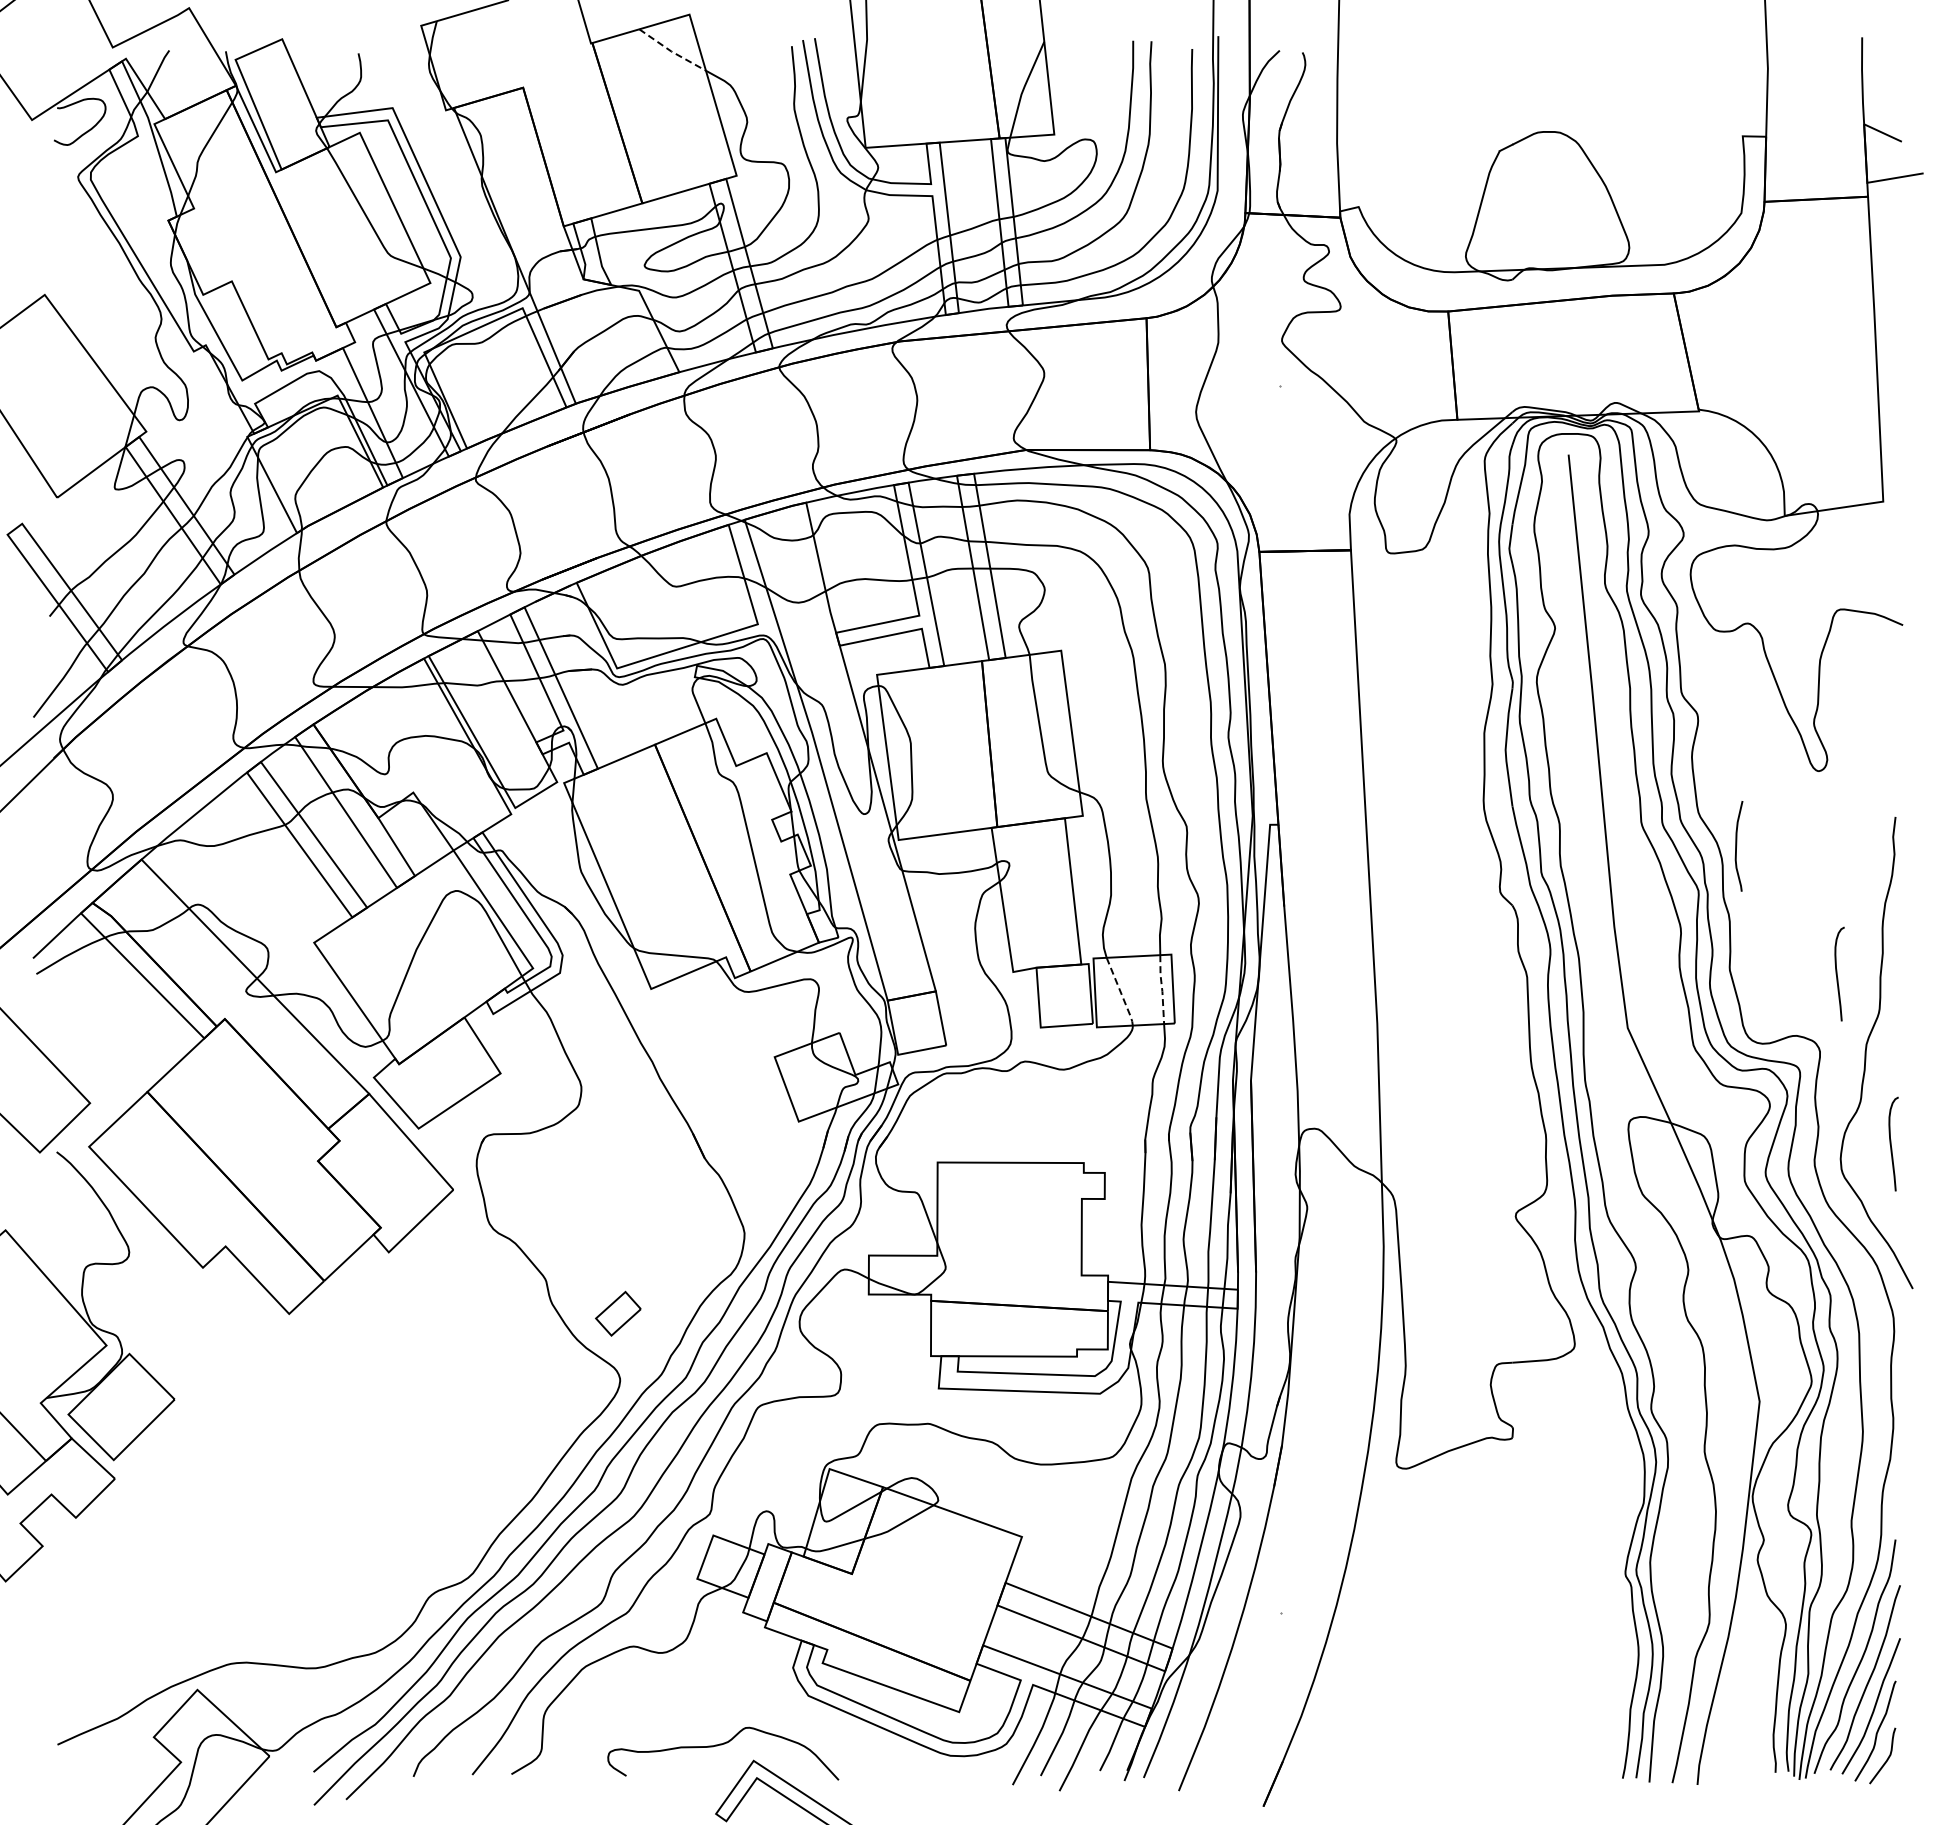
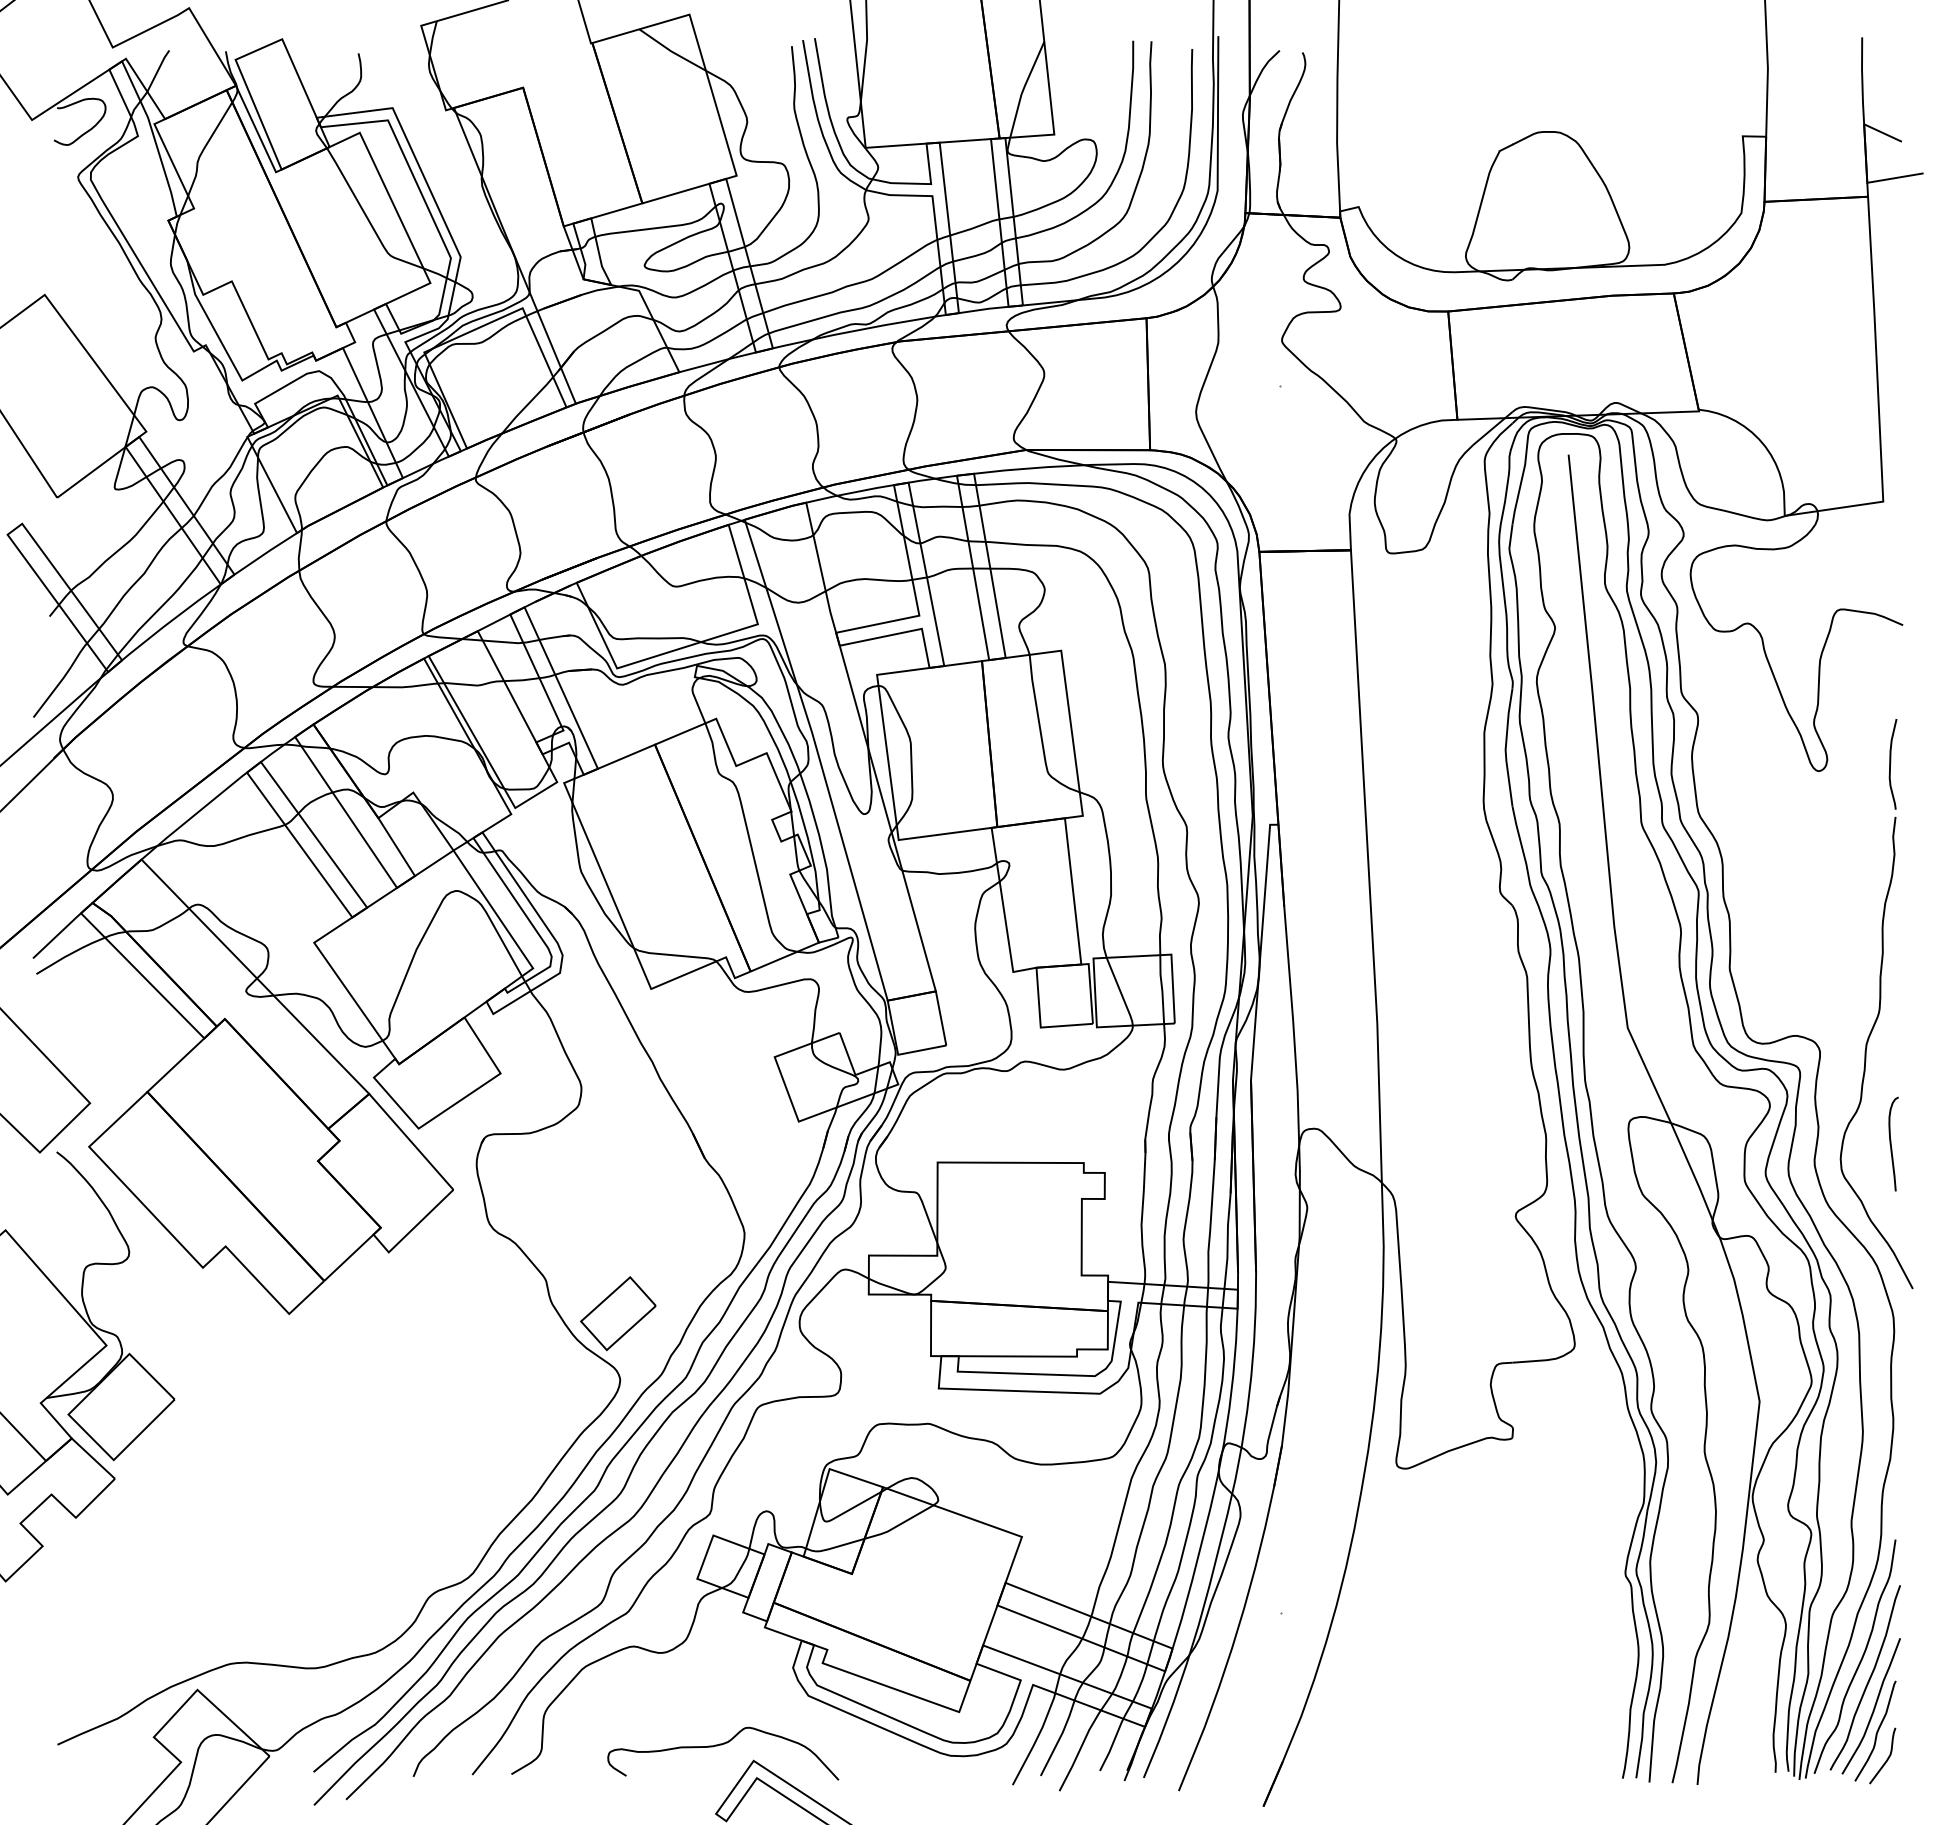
line: dashed -> solid (671, 51)
curve position: (1737, 845) -> (1891, 763) (1891, 763)
curve: present -> none (1837, 973)
line: dashed -> solid (1162, 989)
line: dashed -> solid (1120, 992)
part size: 47x47 px -> 77x76 px (618, 1313)
